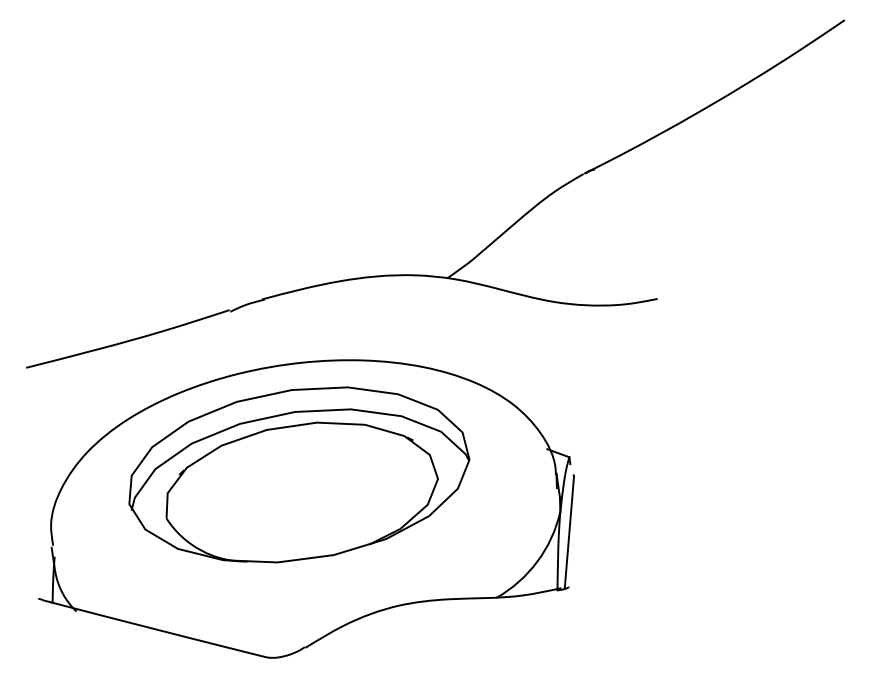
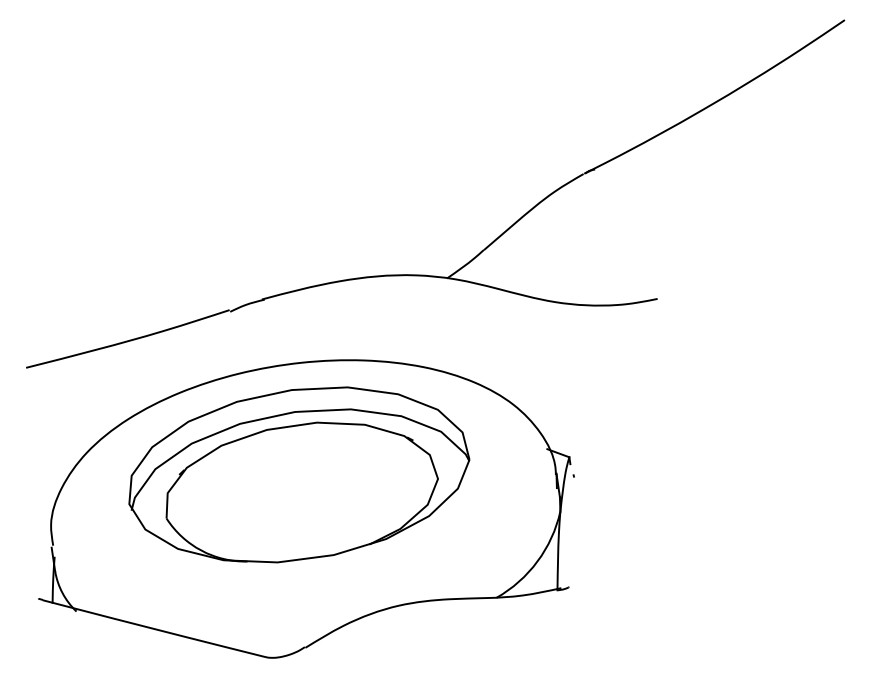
line: present -> none (569, 532)
